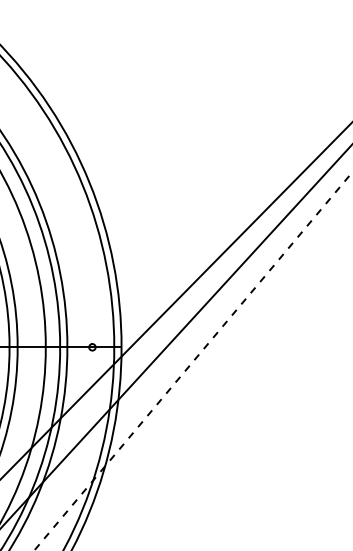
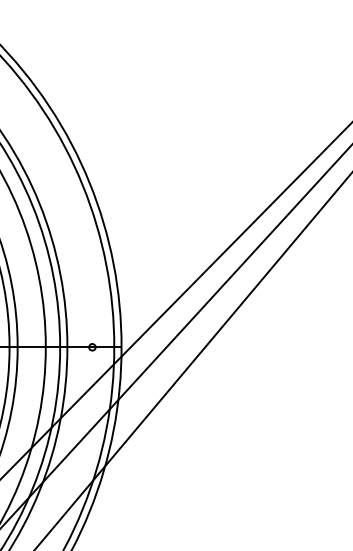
line: dashed -> solid (193, 361)
